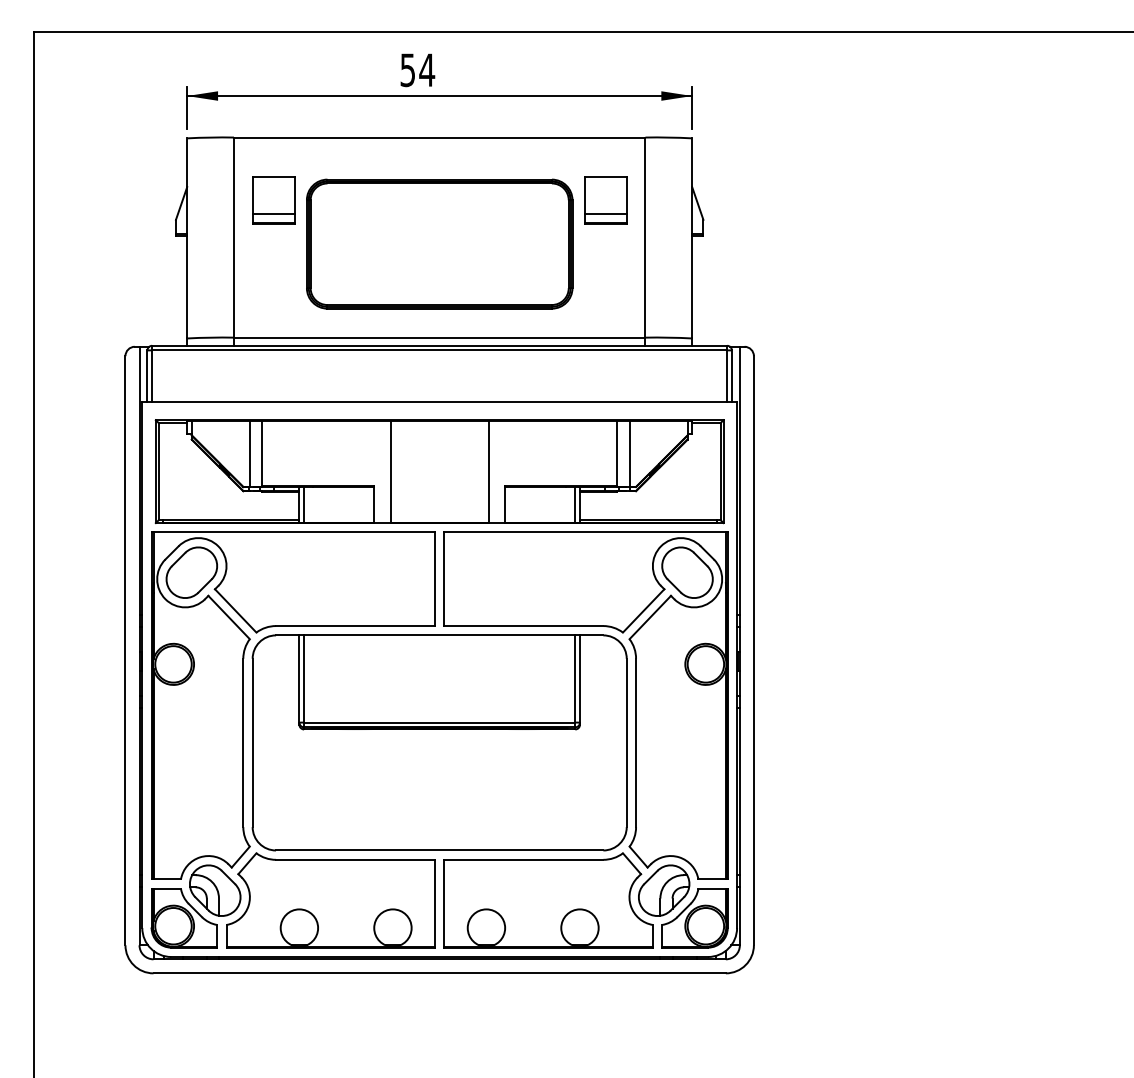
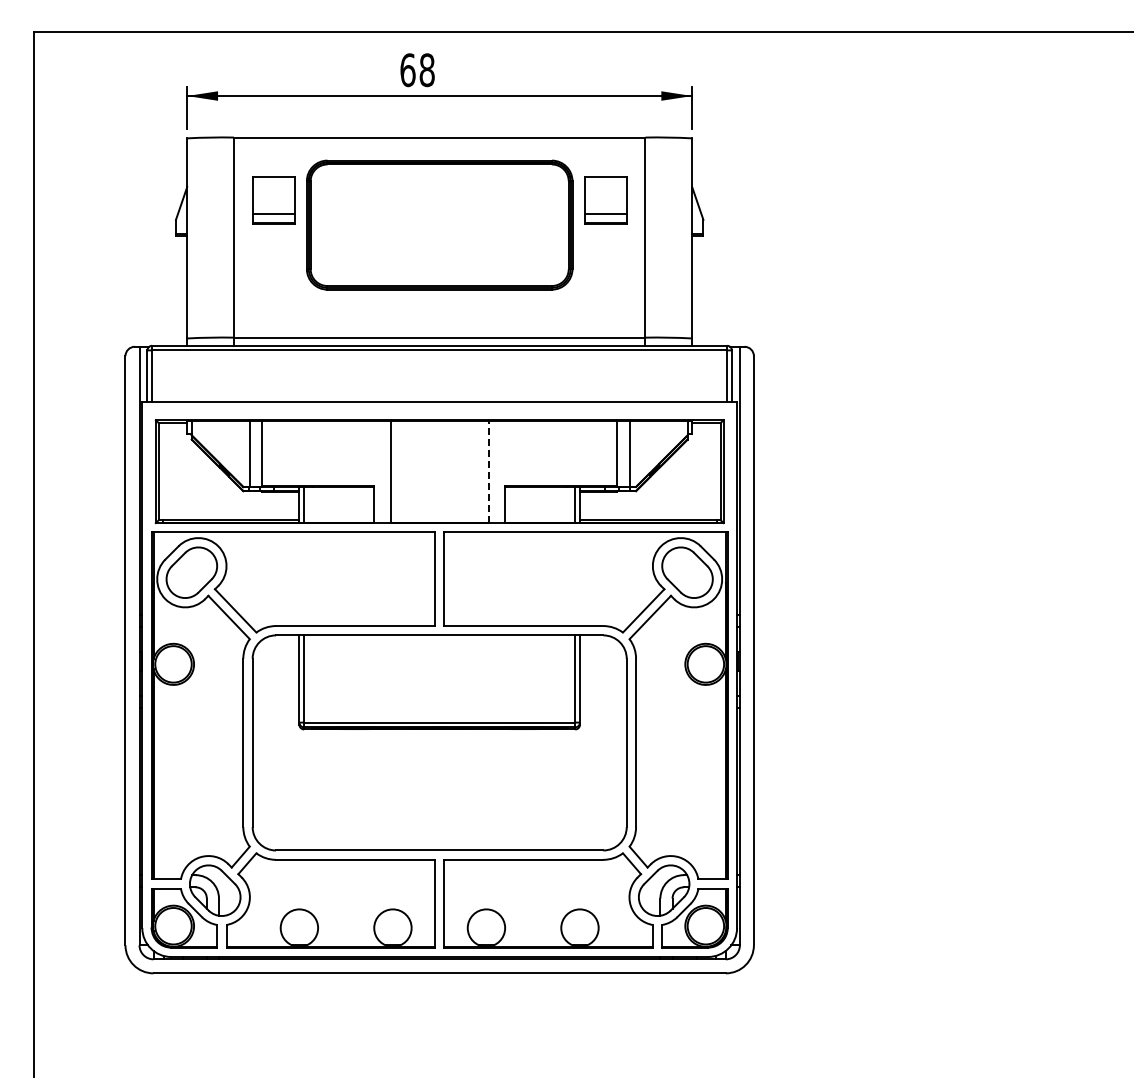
text: 54 -> 68 (417, 70)
part position: (439, 243) -> (439, 224) (439, 224)
line: solid -> dashed (488, 471)
